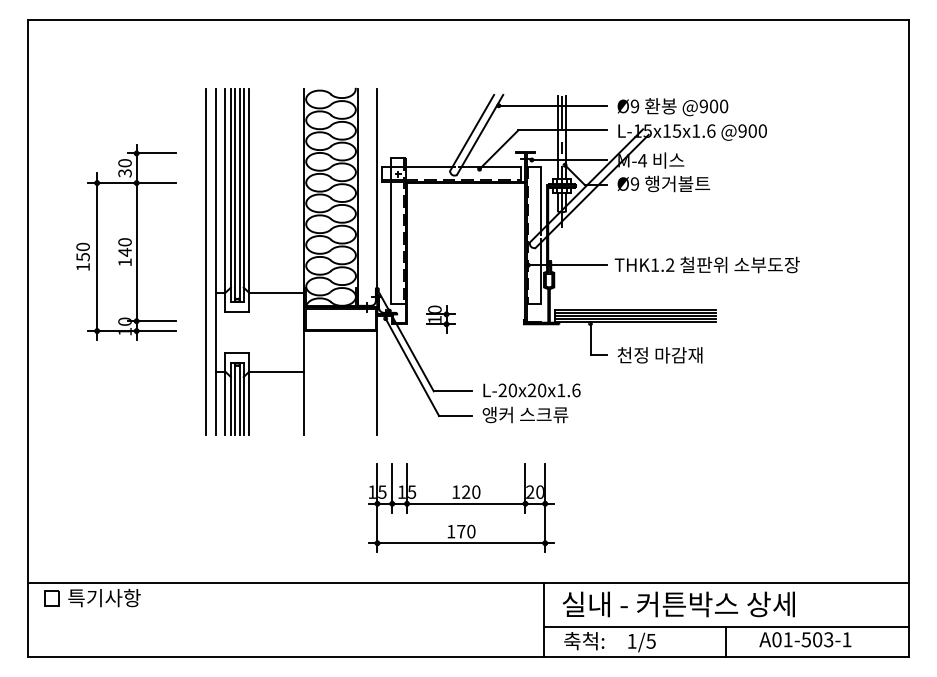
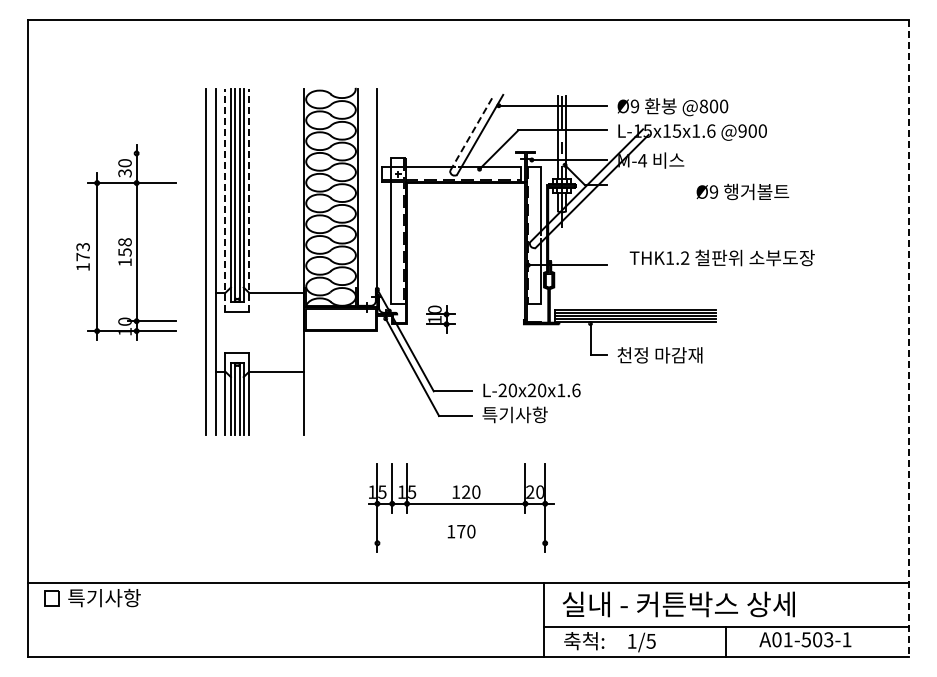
text: @900 -> @800 (703, 106)
line: solid -> dashed (472, 132)
line: present -> none (151, 153)
text position: (663, 183) -> (742, 191) (742, 191)
line: solid -> dashed (225, 199)
line: solid -> dashed (249, 199)
text: 140 -> 158 (124, 247)
text: 150 -> 173 (82, 251)
text position: (706, 264) -> (721, 257) (721, 257)
line: solid -> dashed (908, 338)
line: present -> none (377, 382)
text: 앵커 스크류 -> 특기사항 (525, 414)
line: present -> none (461, 543)
